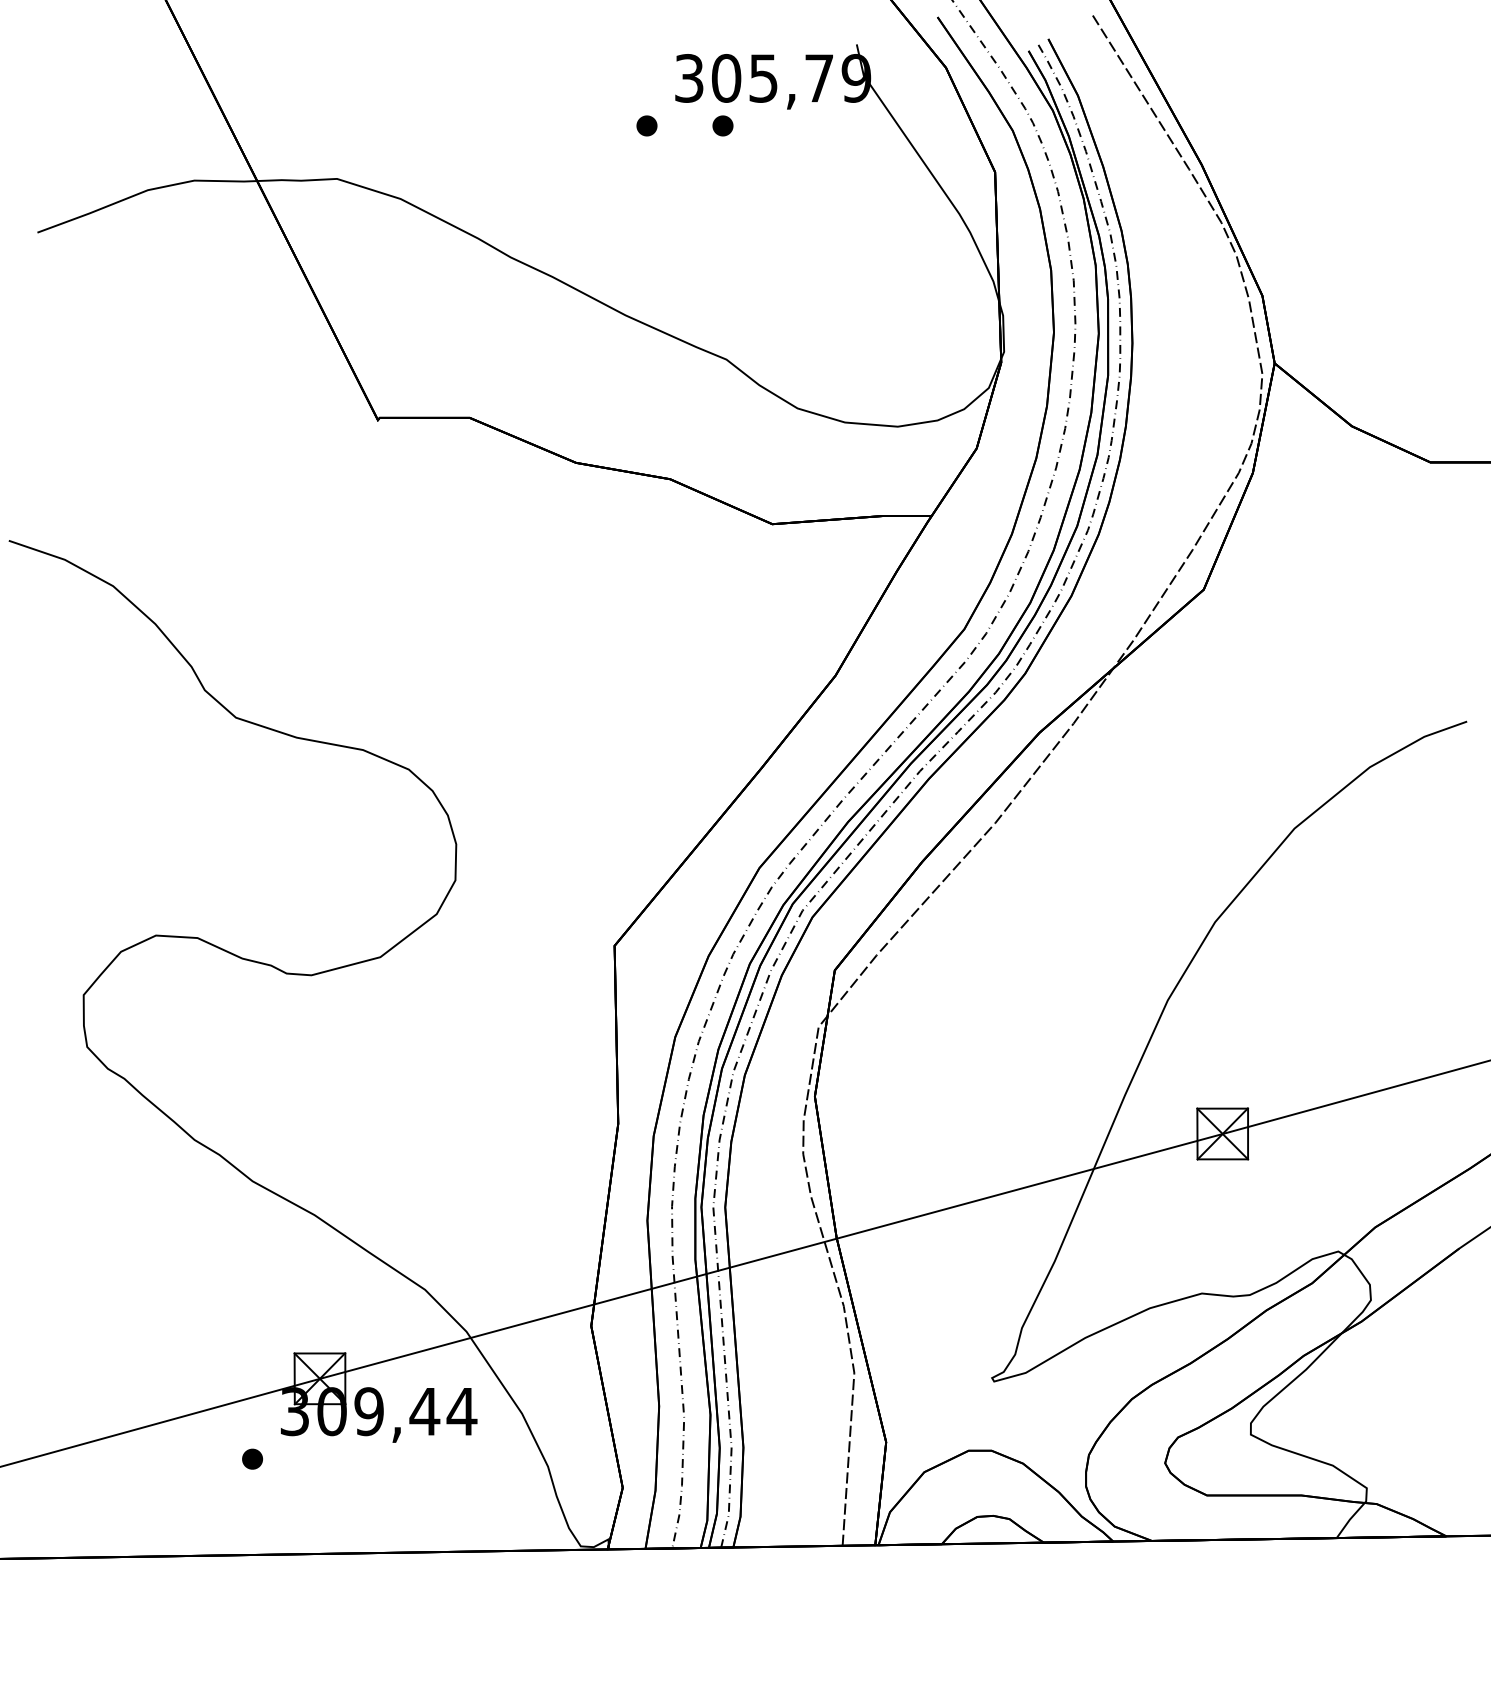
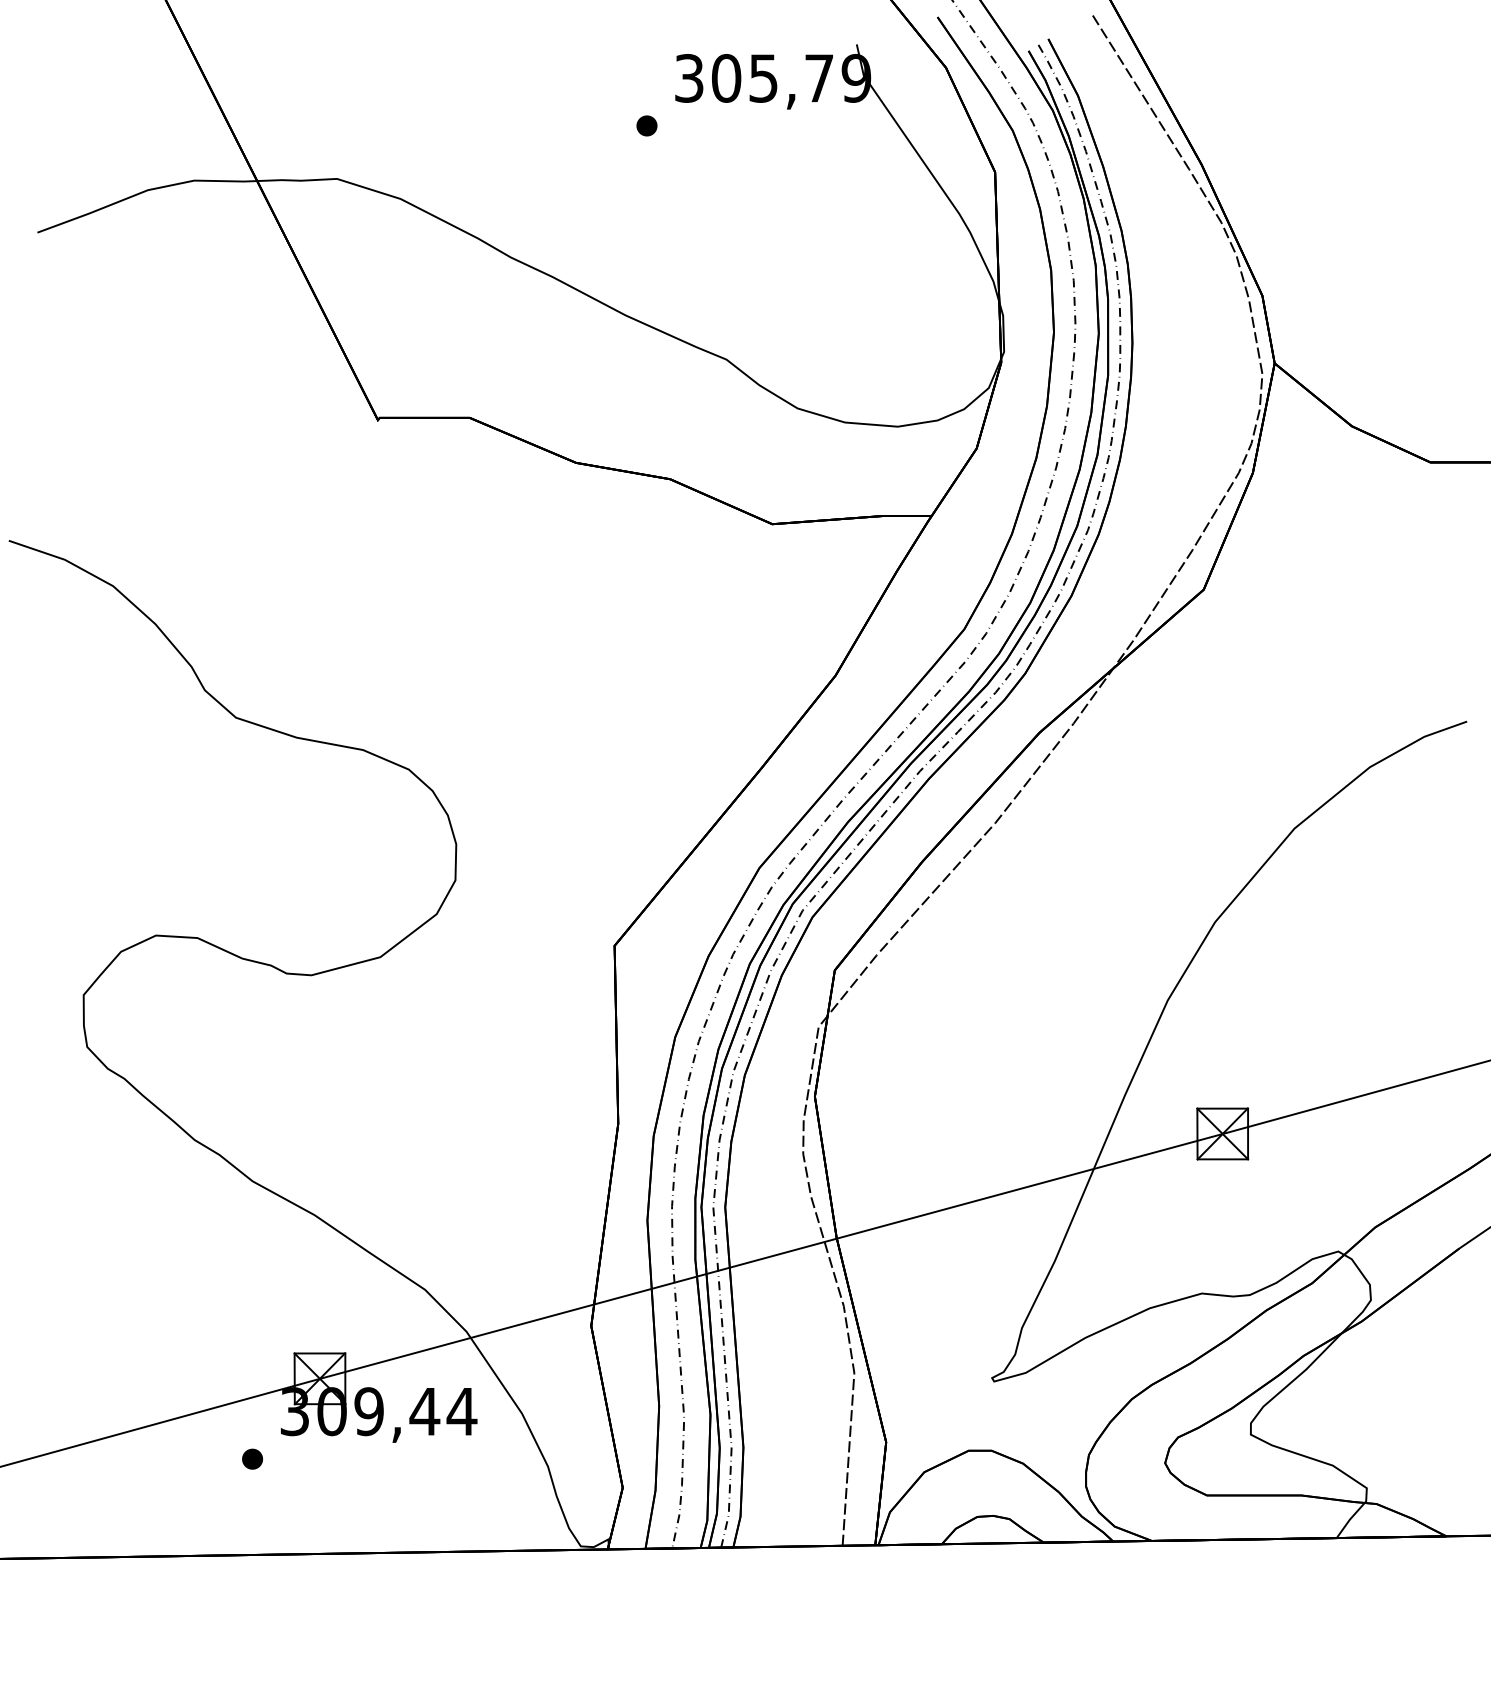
part: present -> none (722, 125)
